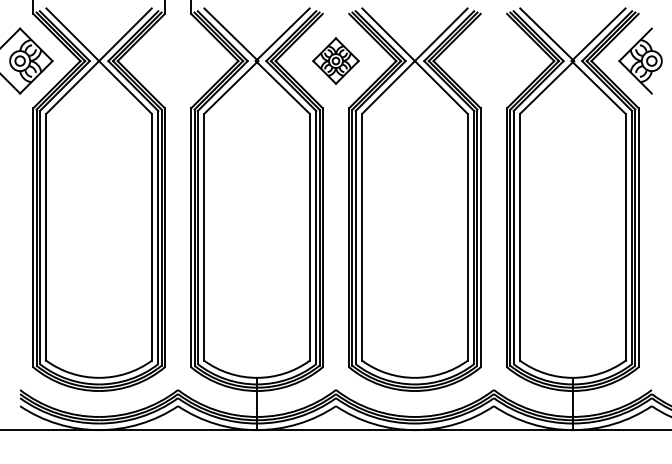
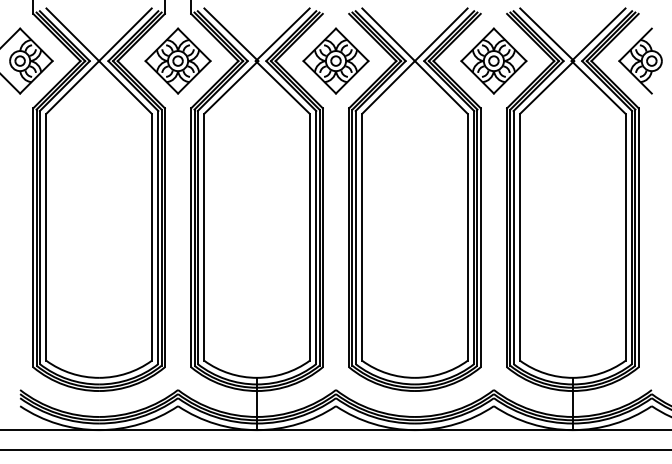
part: none -> present (177, 60)
part size: 48x48 px -> 68x68 px (335, 60)
part: none -> present (493, 60)
line: none -> present (335, 450)
